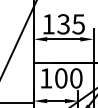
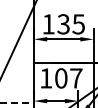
text: 100 -> 107 (76, 78)
line: solid -> dashed (17, 102)
